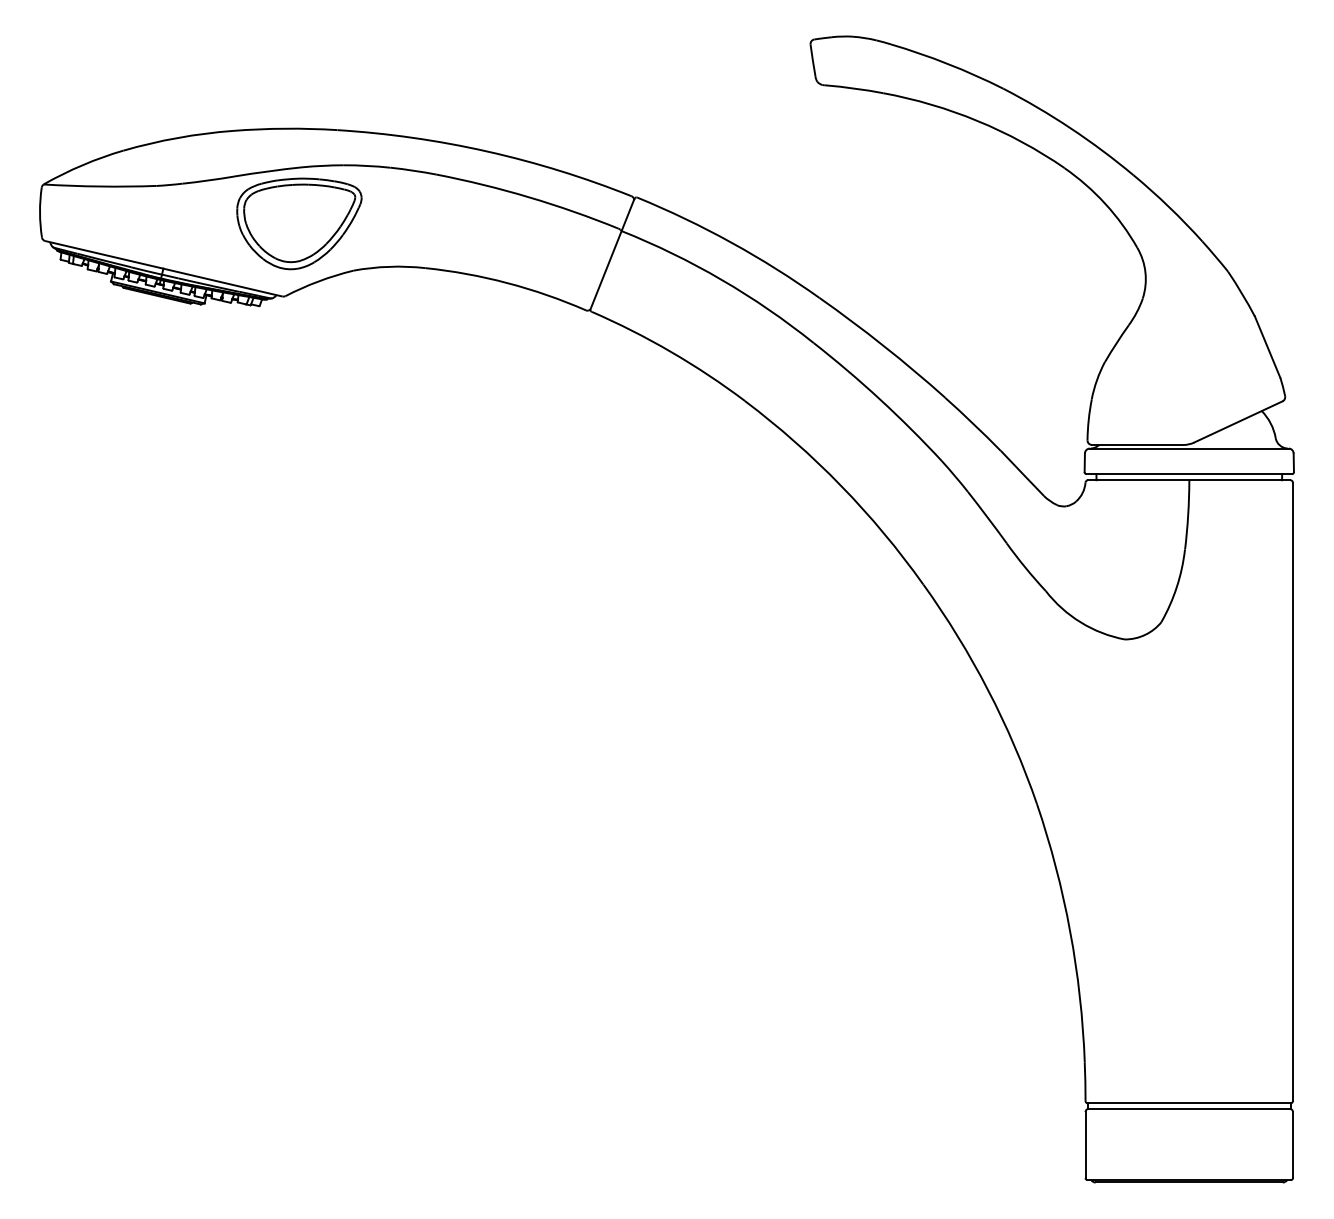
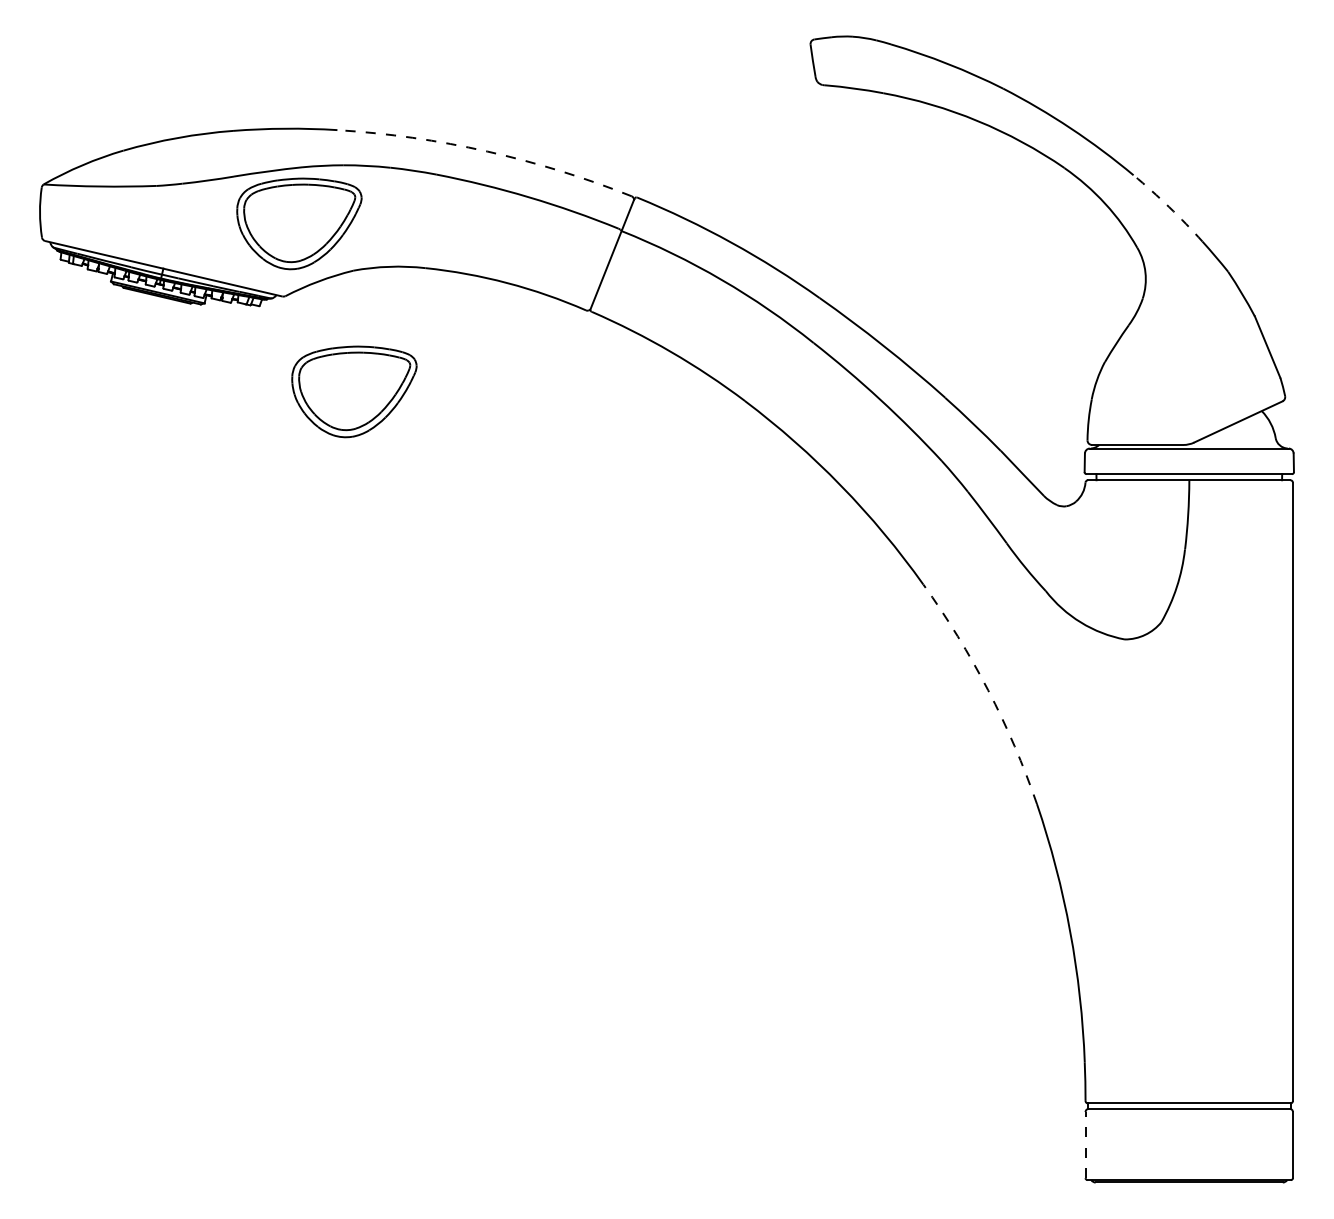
arc: solid -> dashed (487, 151)
arc: solid -> dashed (1169, 207)
part: none -> present (354, 391)
arc: solid -> dashed (988, 690)
line: solid -> dashed (1085, 1144)
